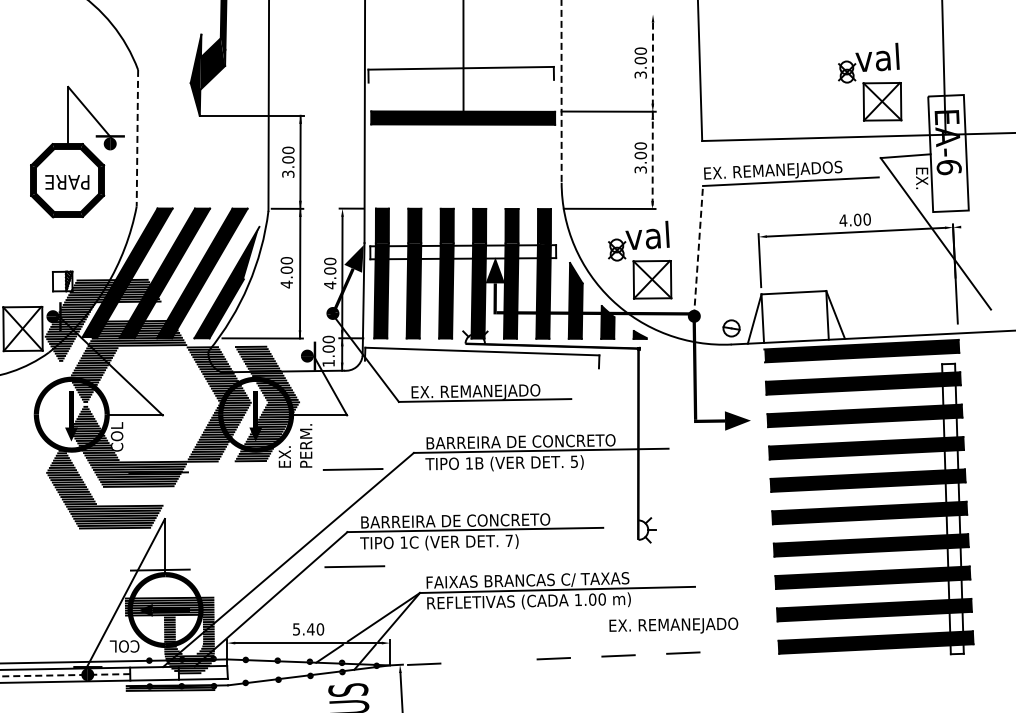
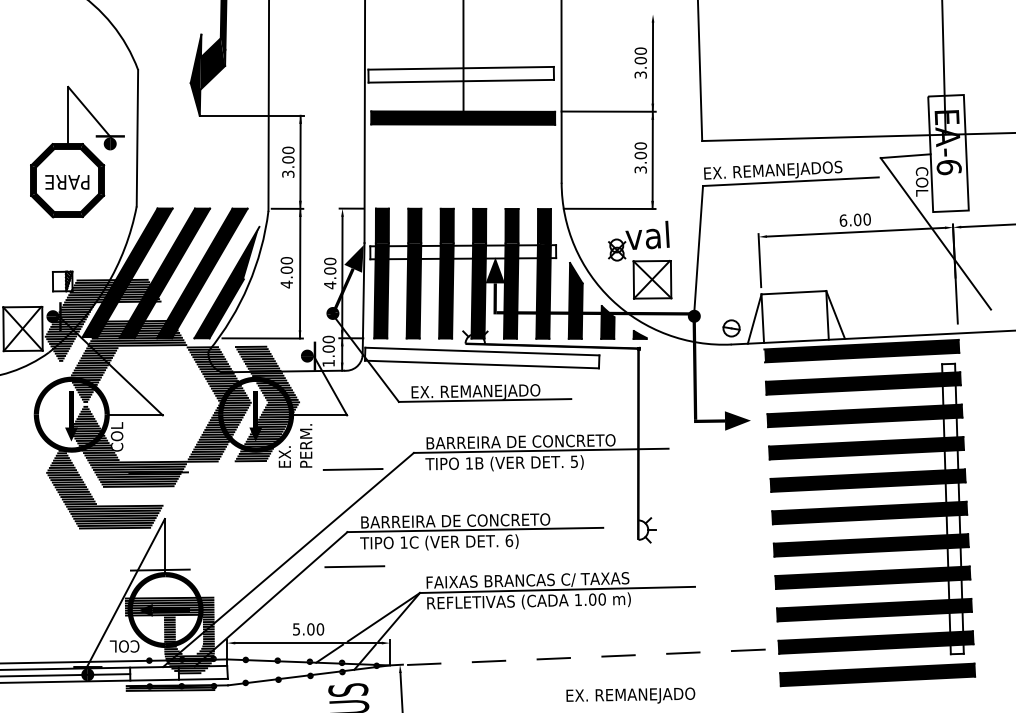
line: none -> present (461, 80)
part: present -> none (870, 81)
line: dashed -> solid (561, 91)
line: dashed -> solid (652, 116)
line: dashed -> solid (137, 138)
text: EX. -> COL (921, 181)
text: 4.00 -> 6.00 (843, 220)
line: none -> present (986, 225)
line: dashed -> solid (698, 250)
line: none -> present (481, 364)
text: 7) -> 6) (509, 540)
text position: (673, 625) -> (630, 695) (630, 695)
text: 5.40 -> 5.00 (310, 629)
line: none -> present (747, 650)
line: none -> present (488, 661)
part: none -> present (877, 674)
line: dashed -> solid (65, 675)
